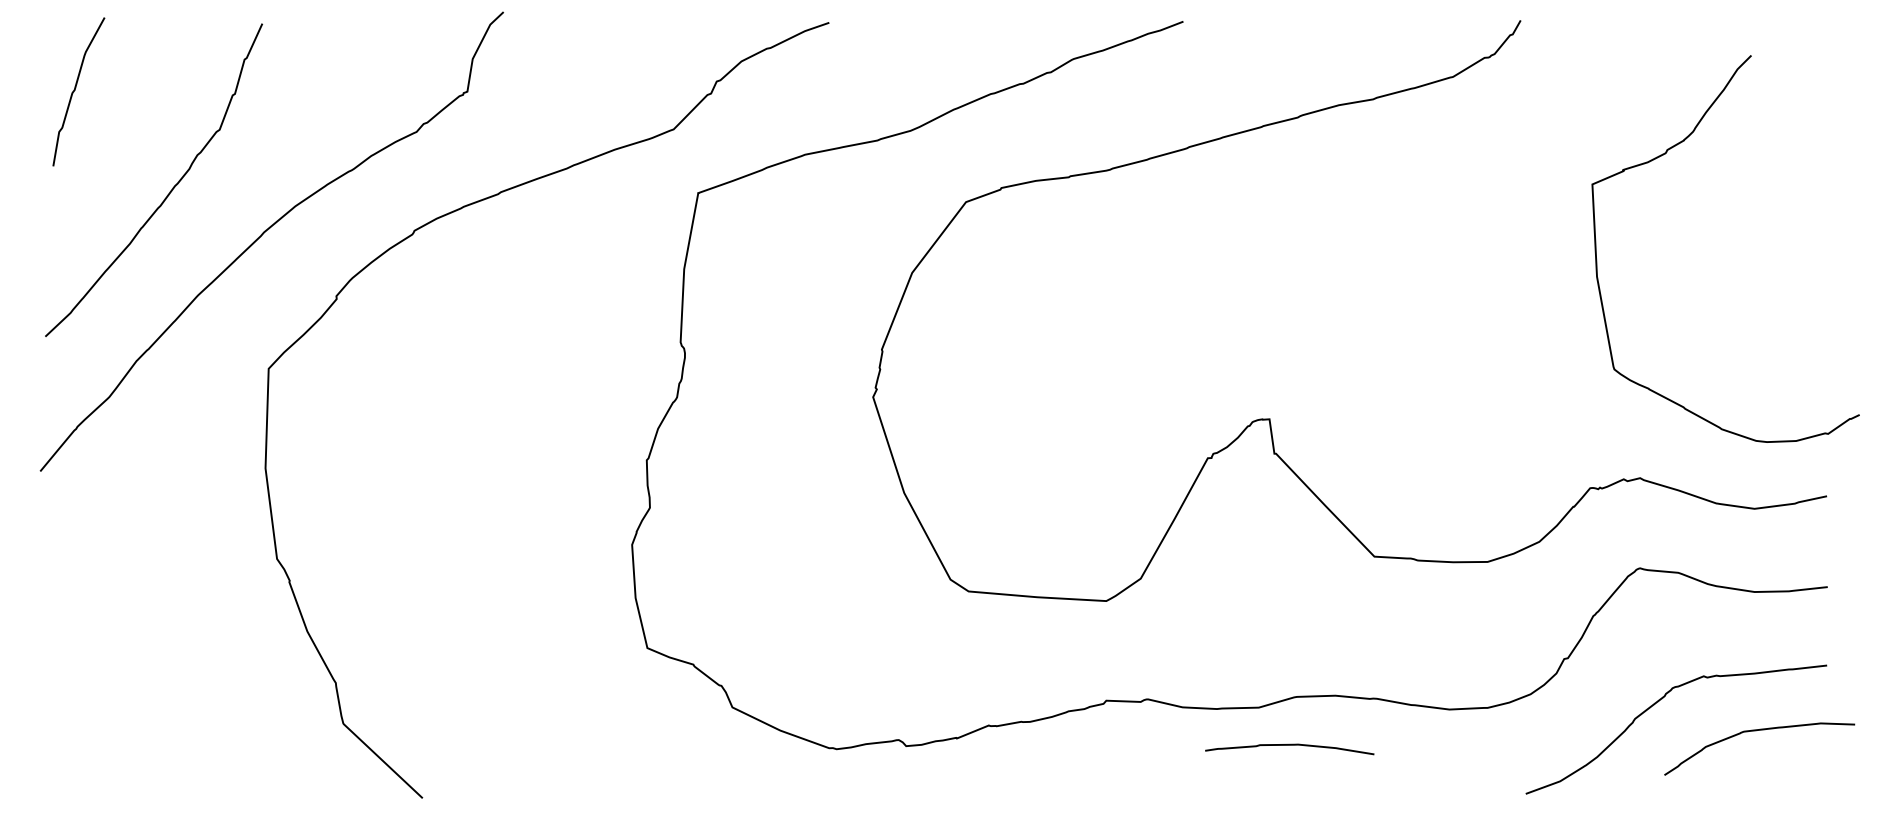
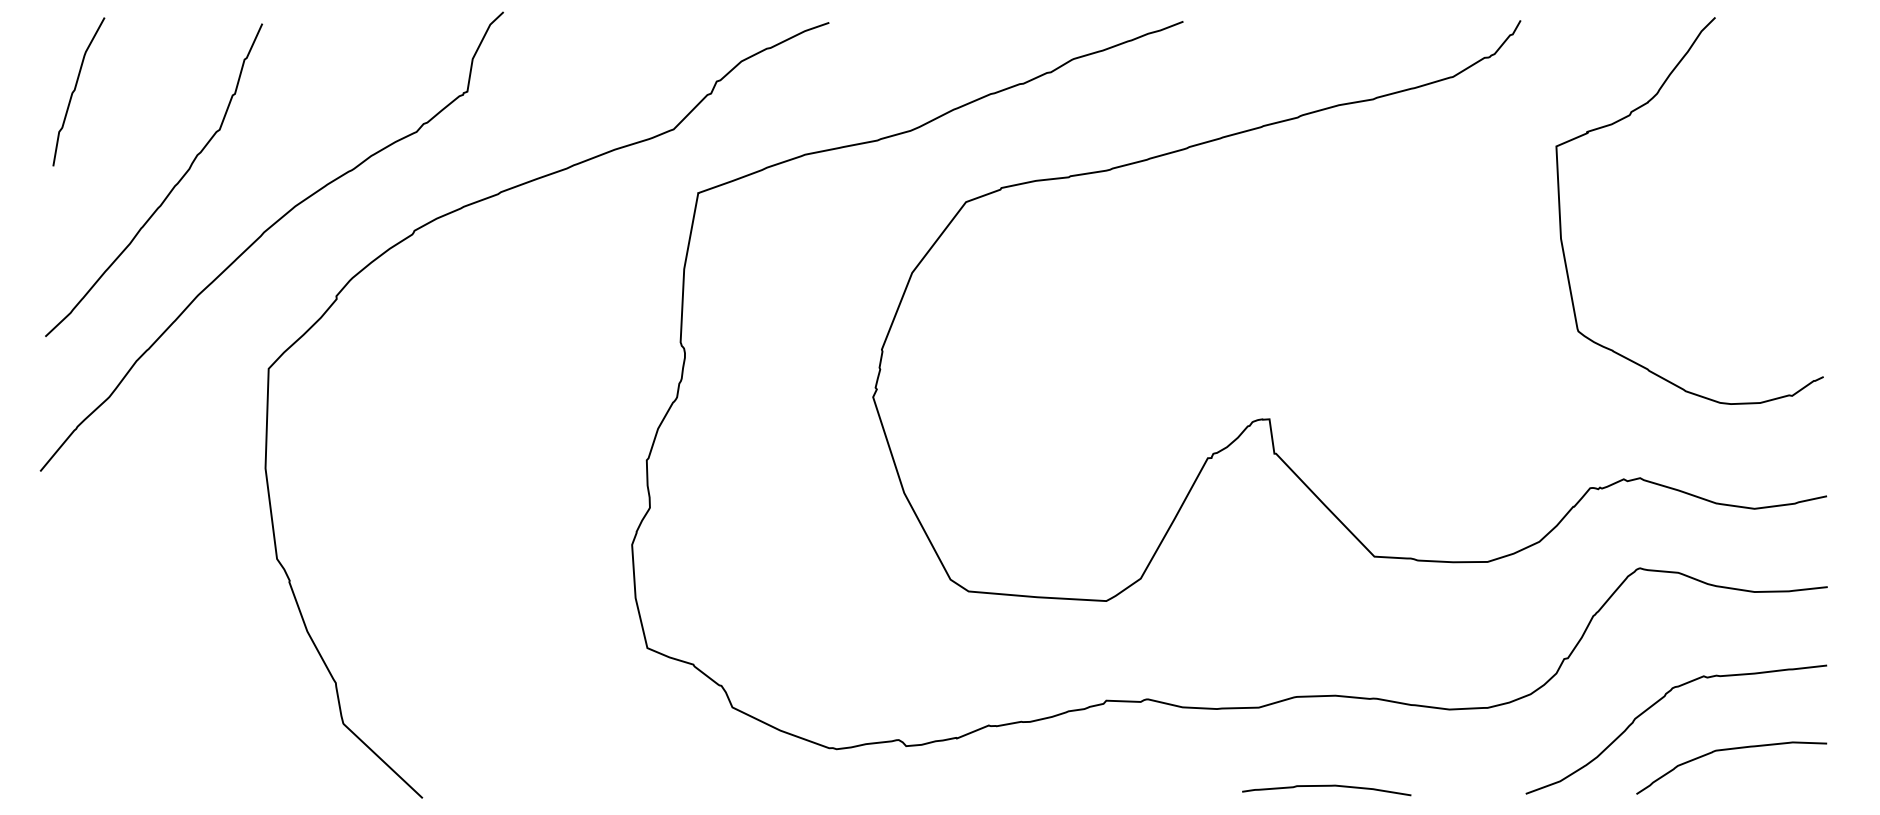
curve position: (1665, 154) -> (1629, 116) (1629, 116)
curve position: (1756, 731) -> (1728, 750) (1728, 750)
curve position: (1289, 745) -> (1326, 786) (1326, 786)
